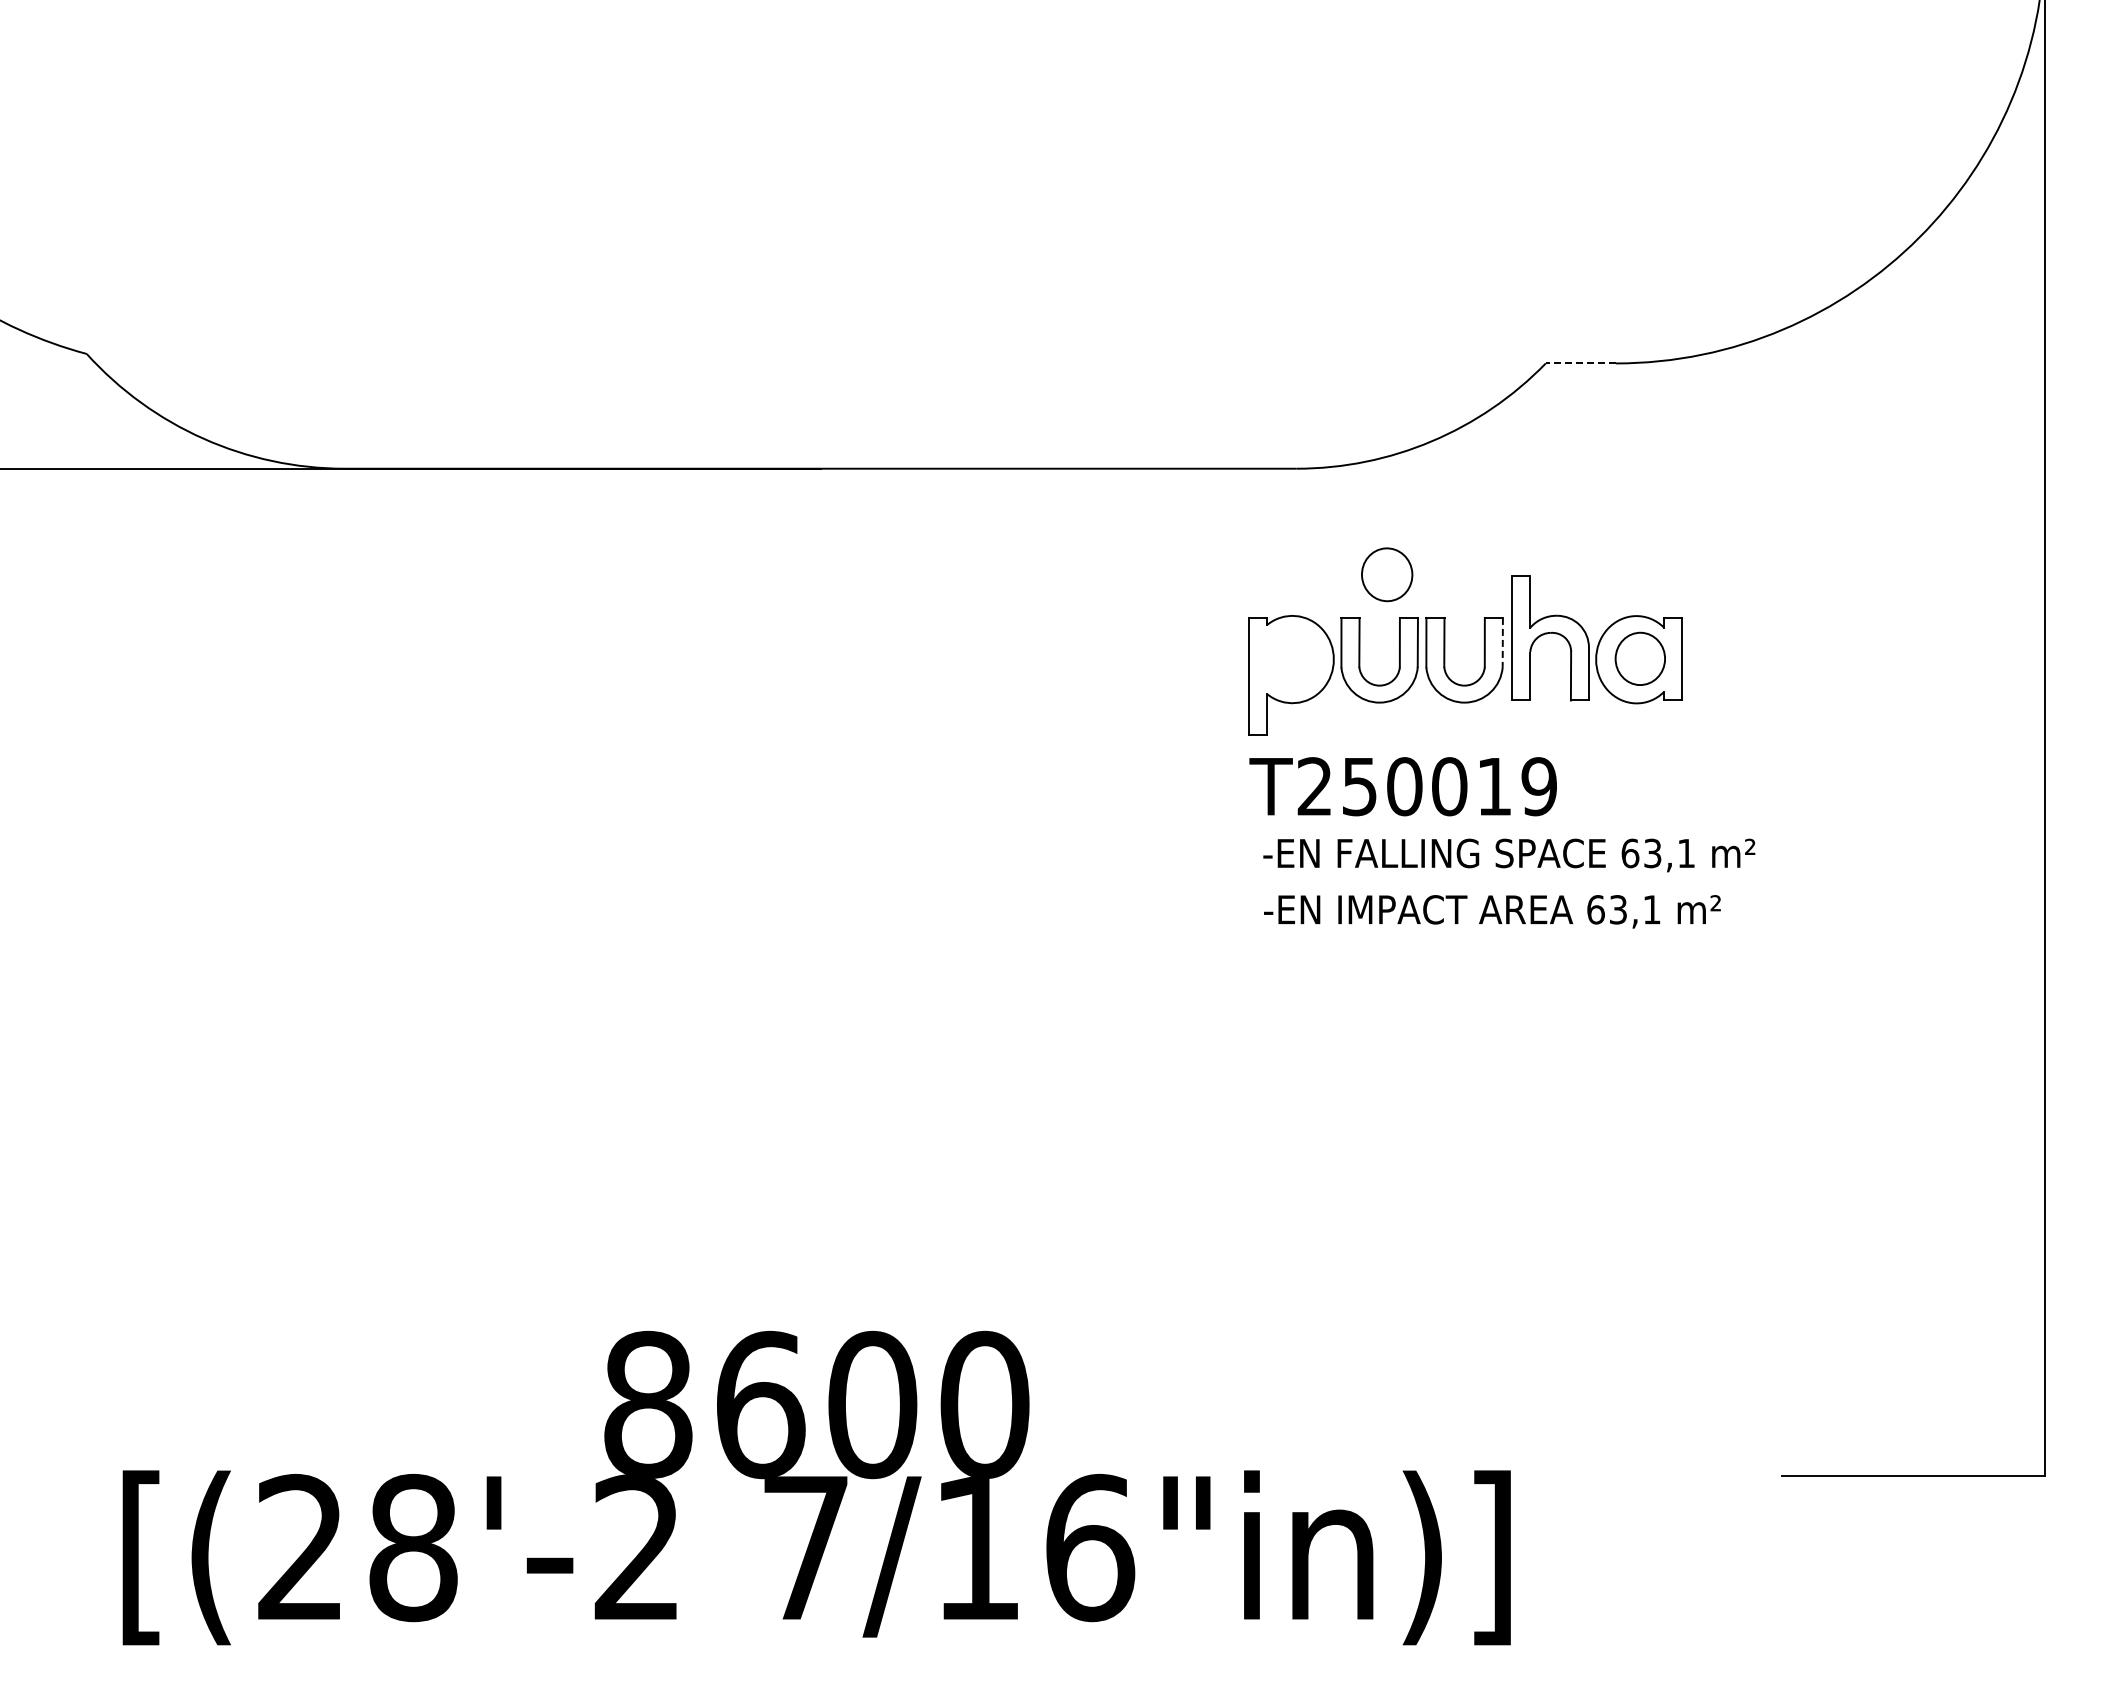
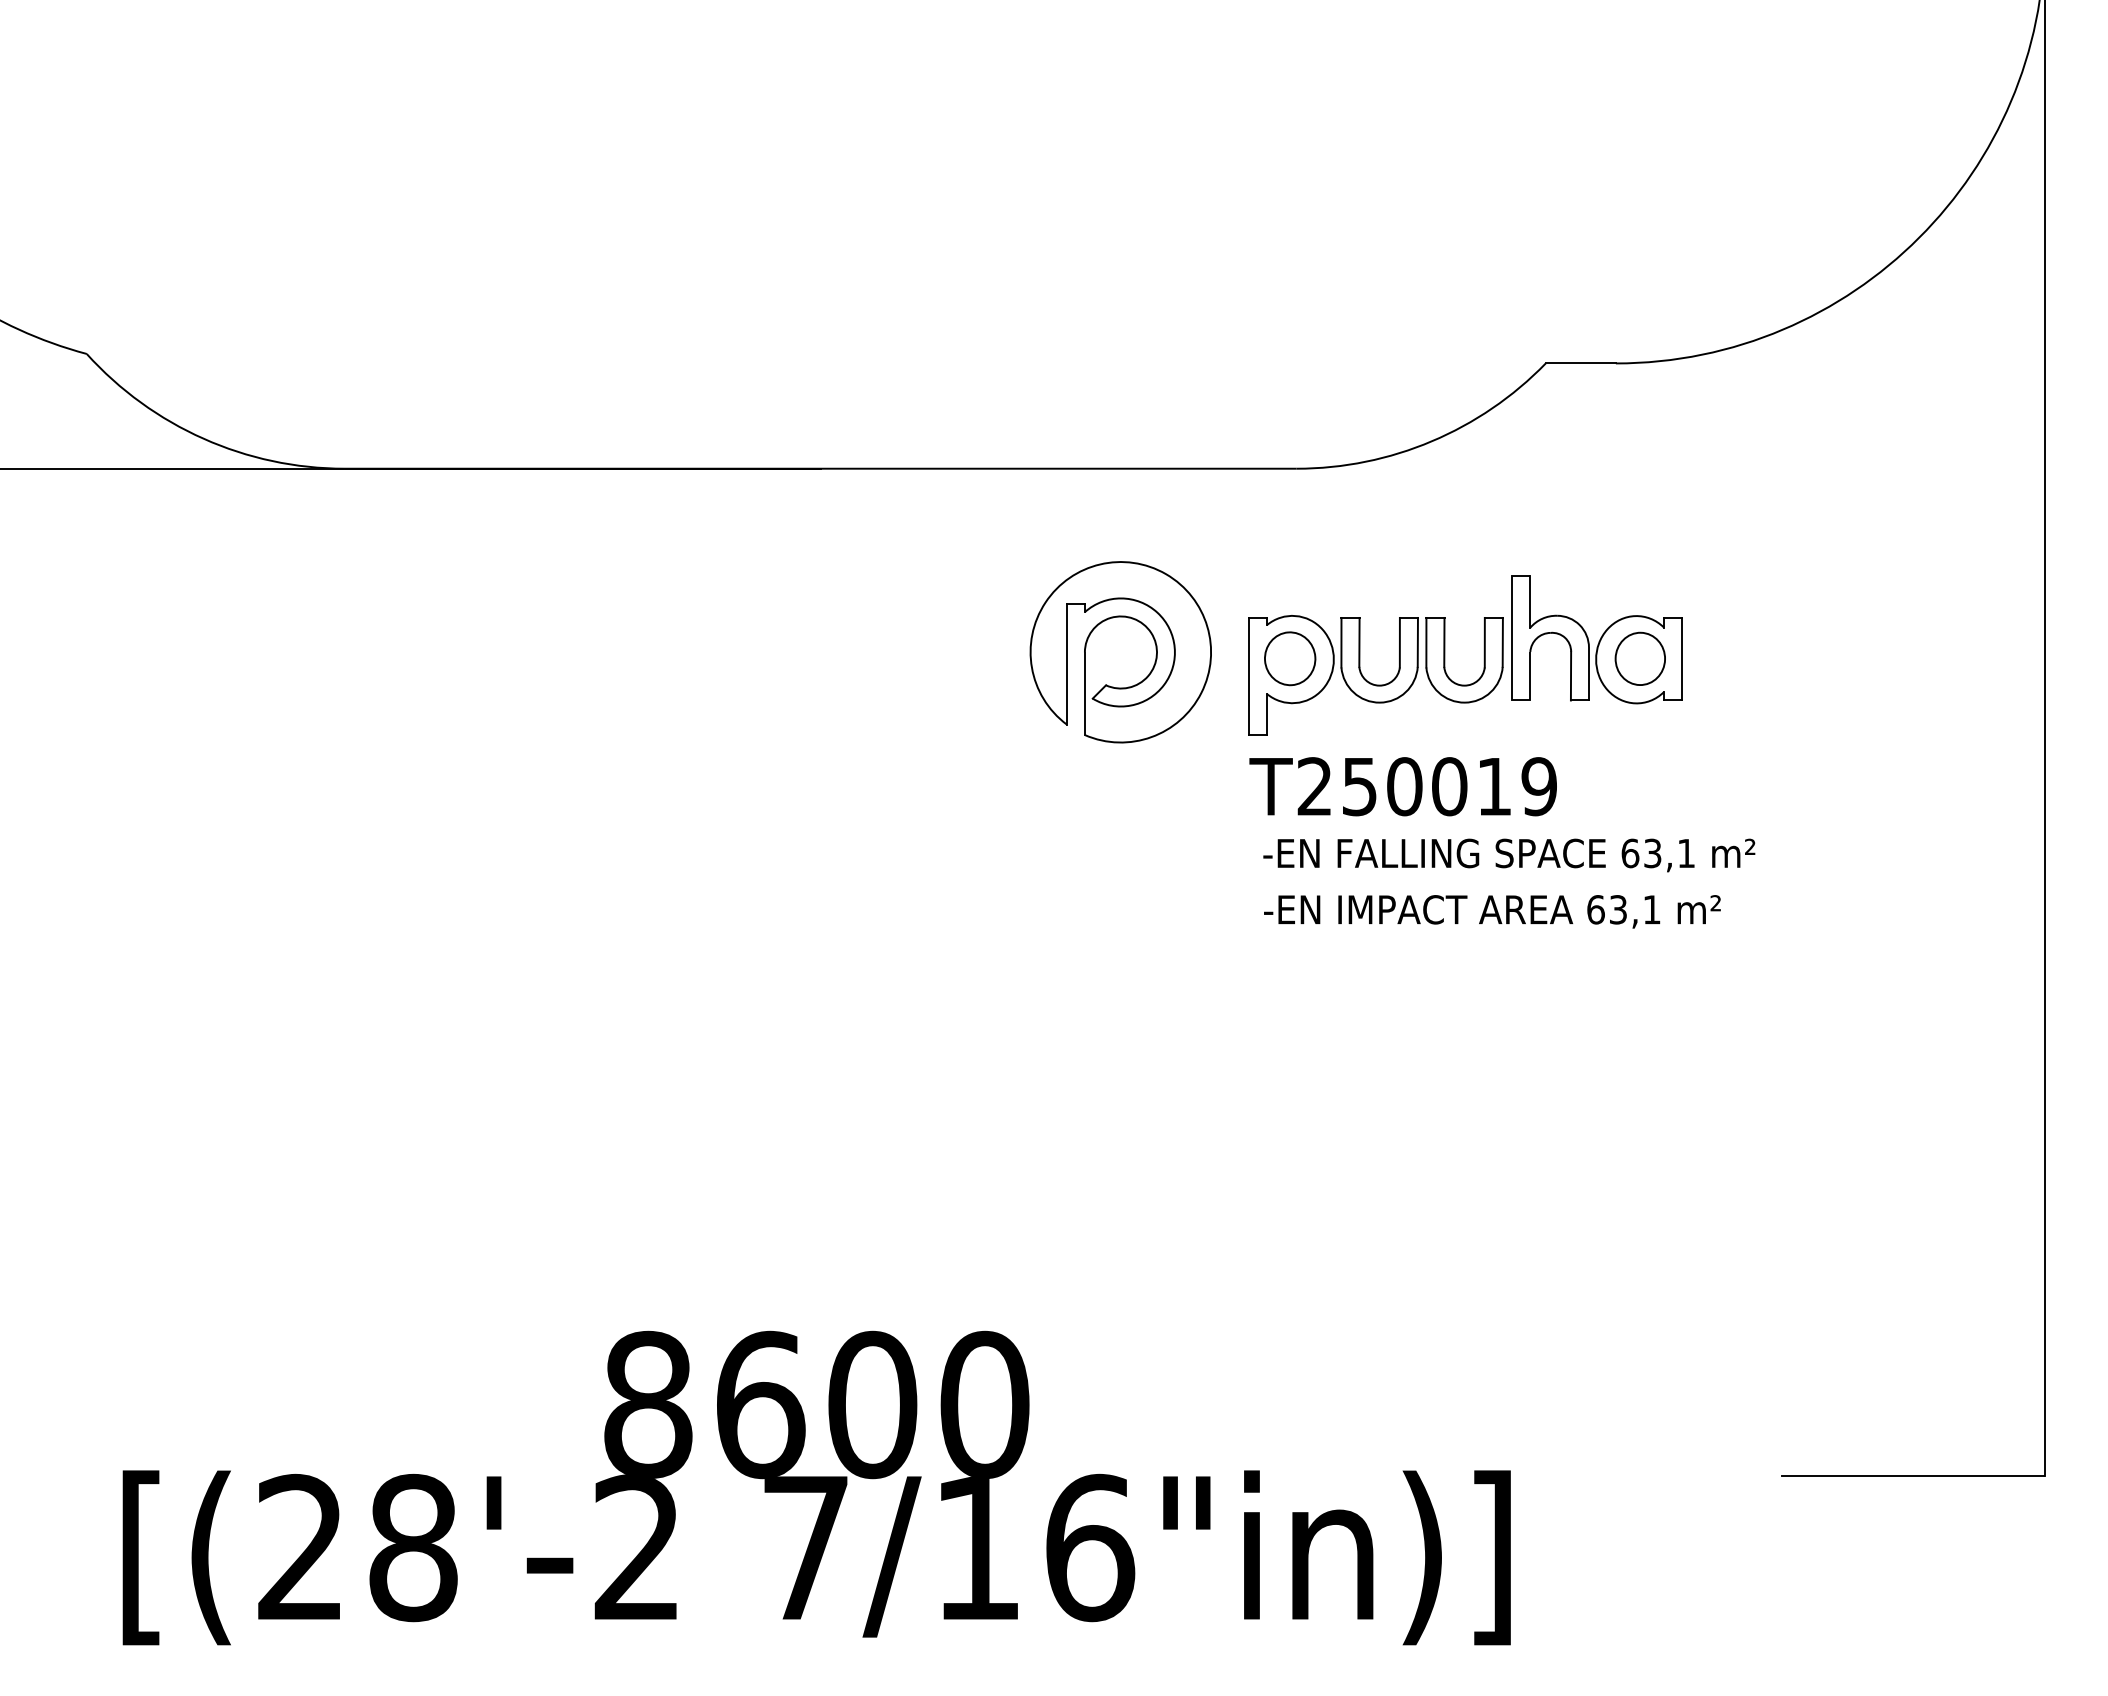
line: dashed -> solid (1580, 363)
part position: (1387, 574) -> (1290, 658) (1290, 658)
line: dashed -> solid (1502, 642)
part: none -> present (1120, 652)
